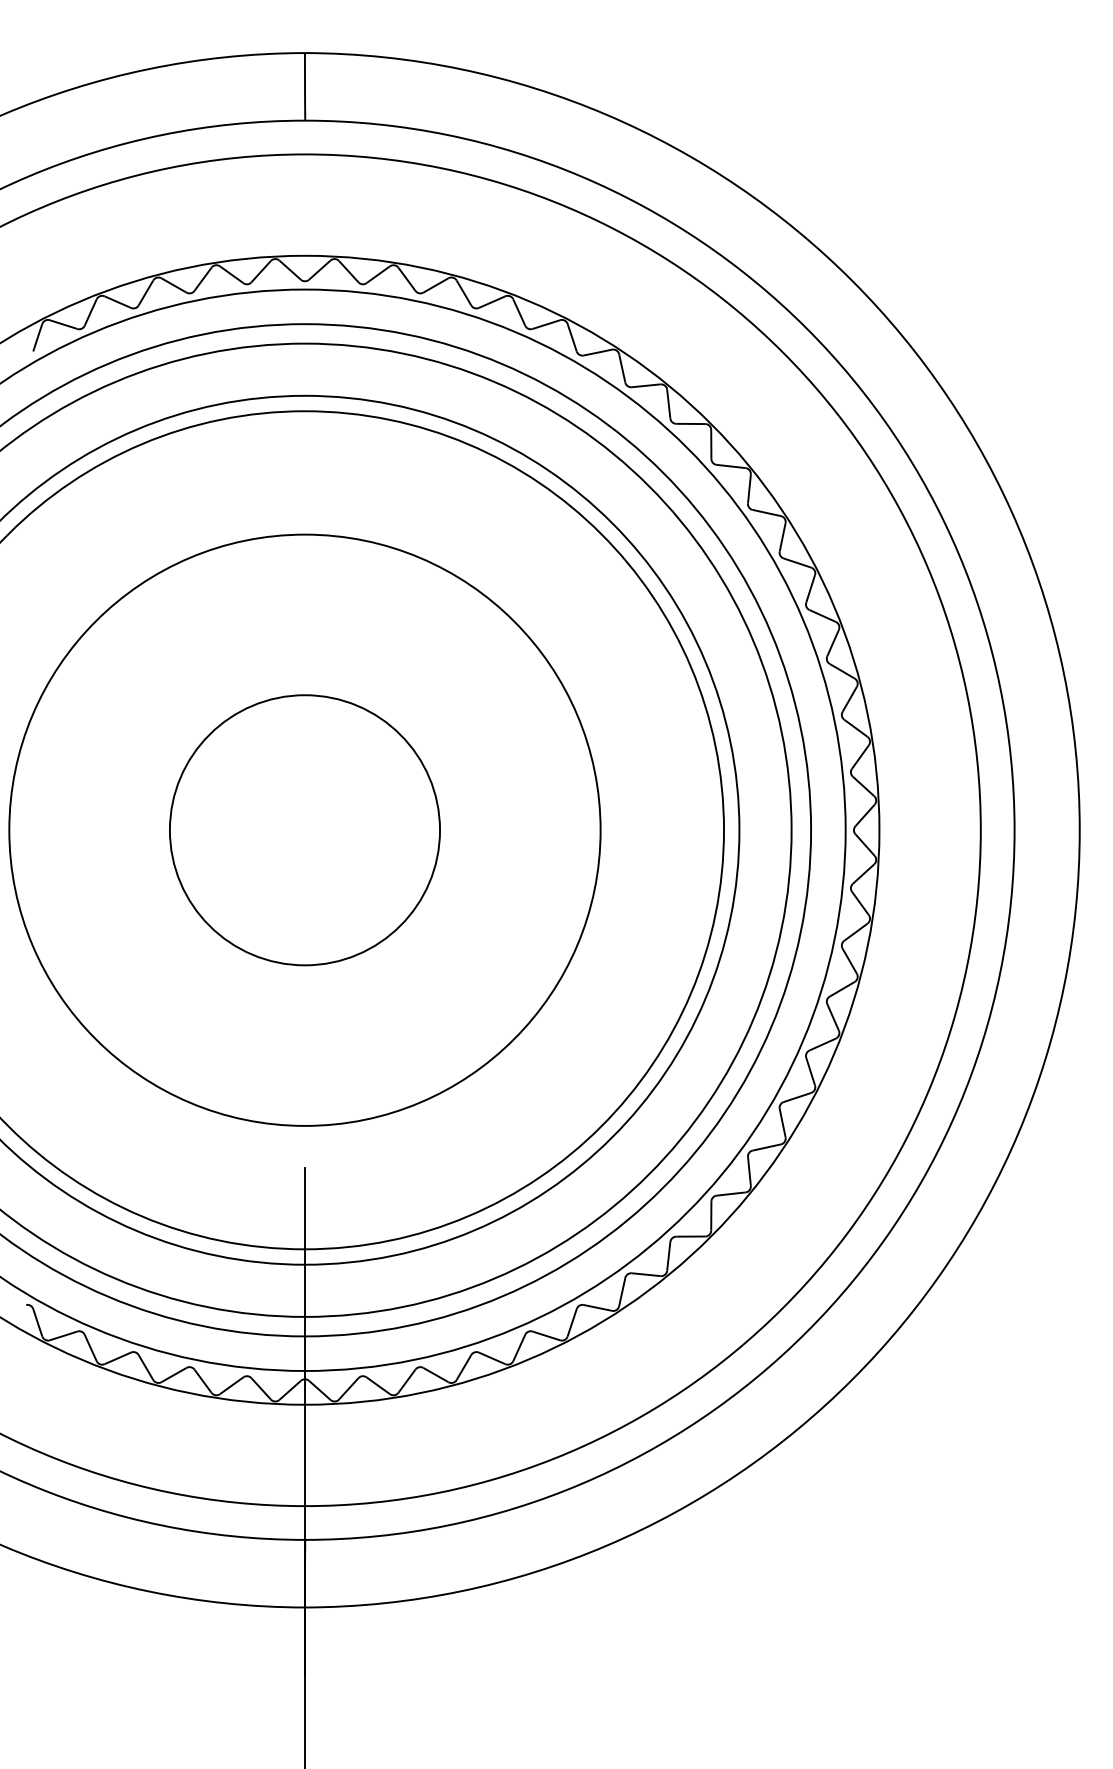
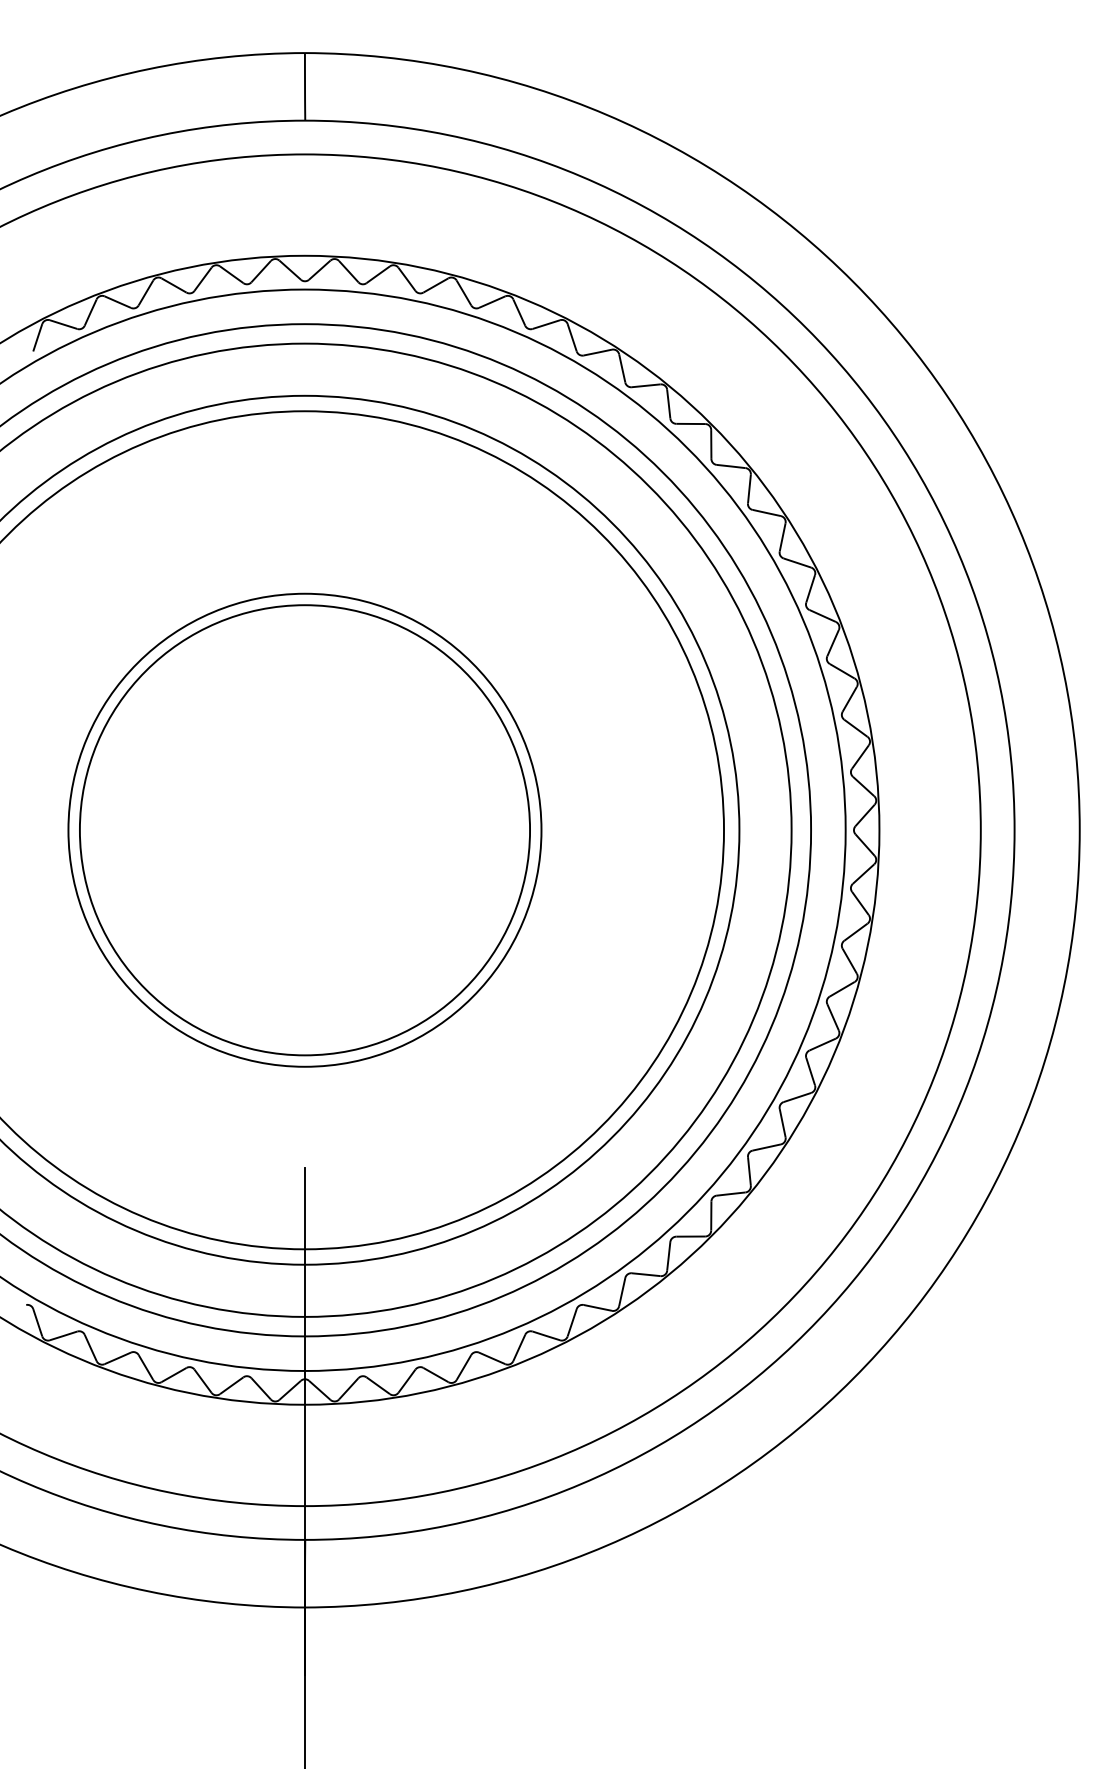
circle diameter: 591 px -> 473 px (304, 829)
circle diameter: 270 px -> 450 px (304, 830)
